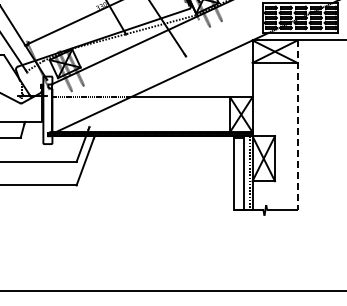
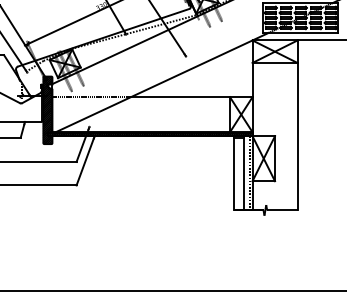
hatch: none -> present (47, 110)
line: dashed -> solid (297, 125)
